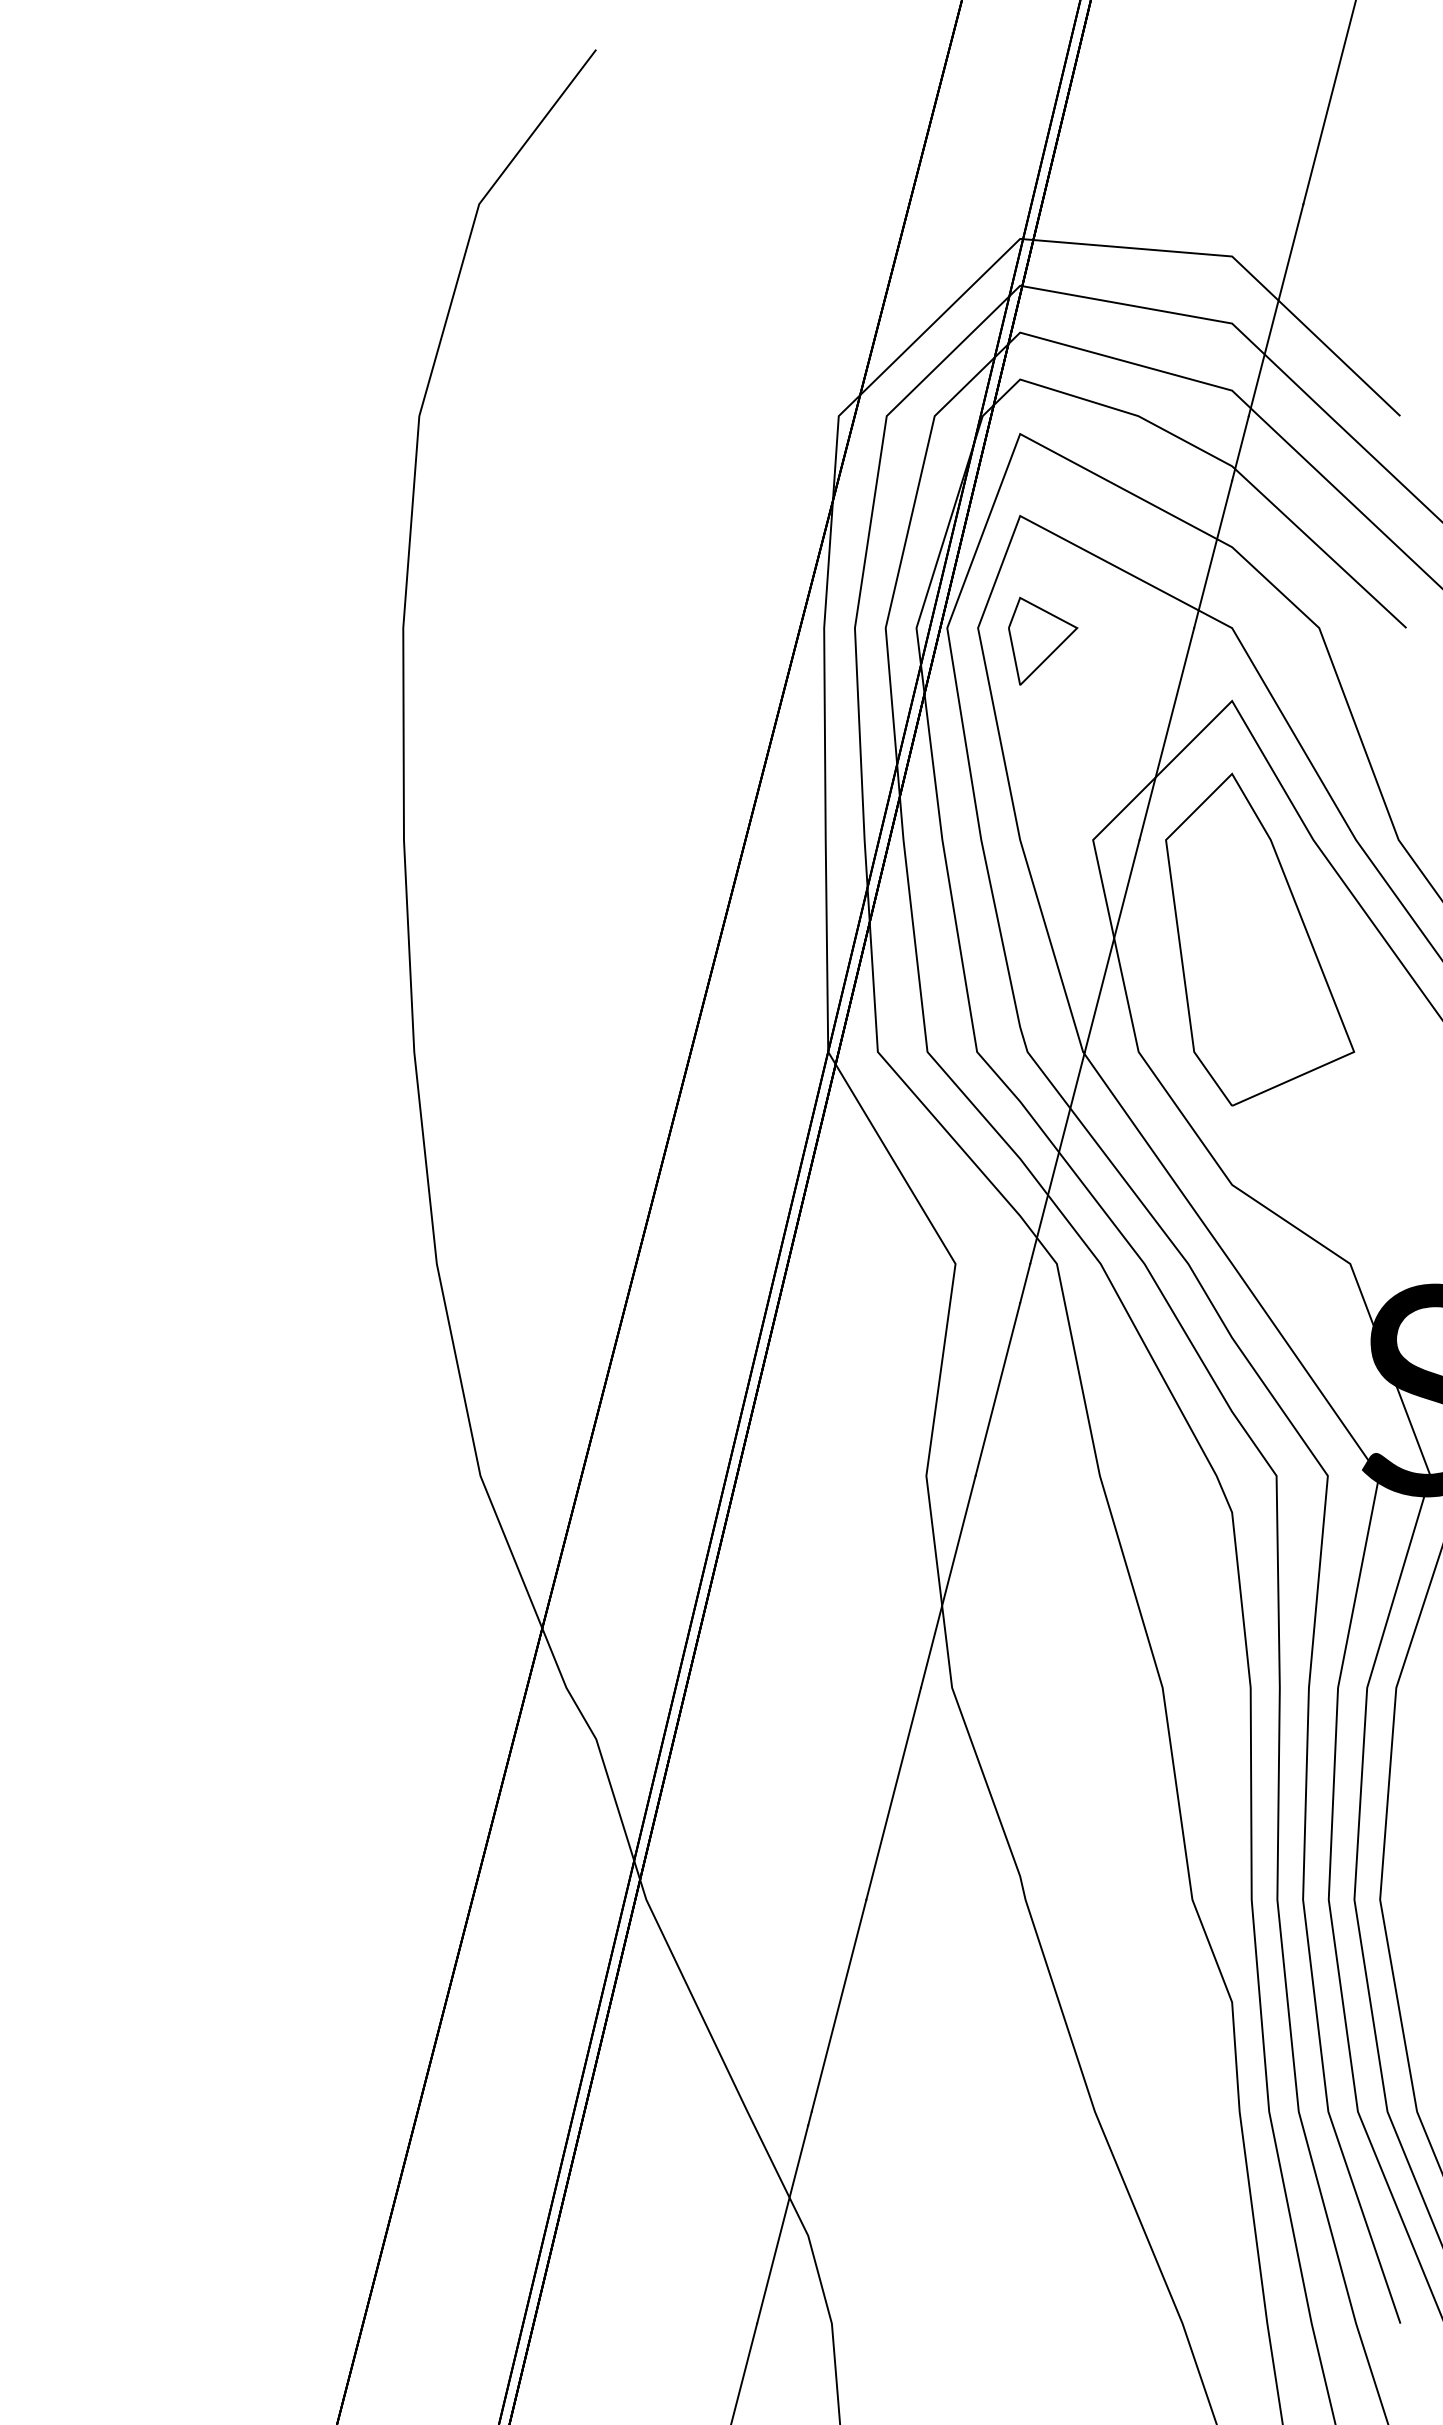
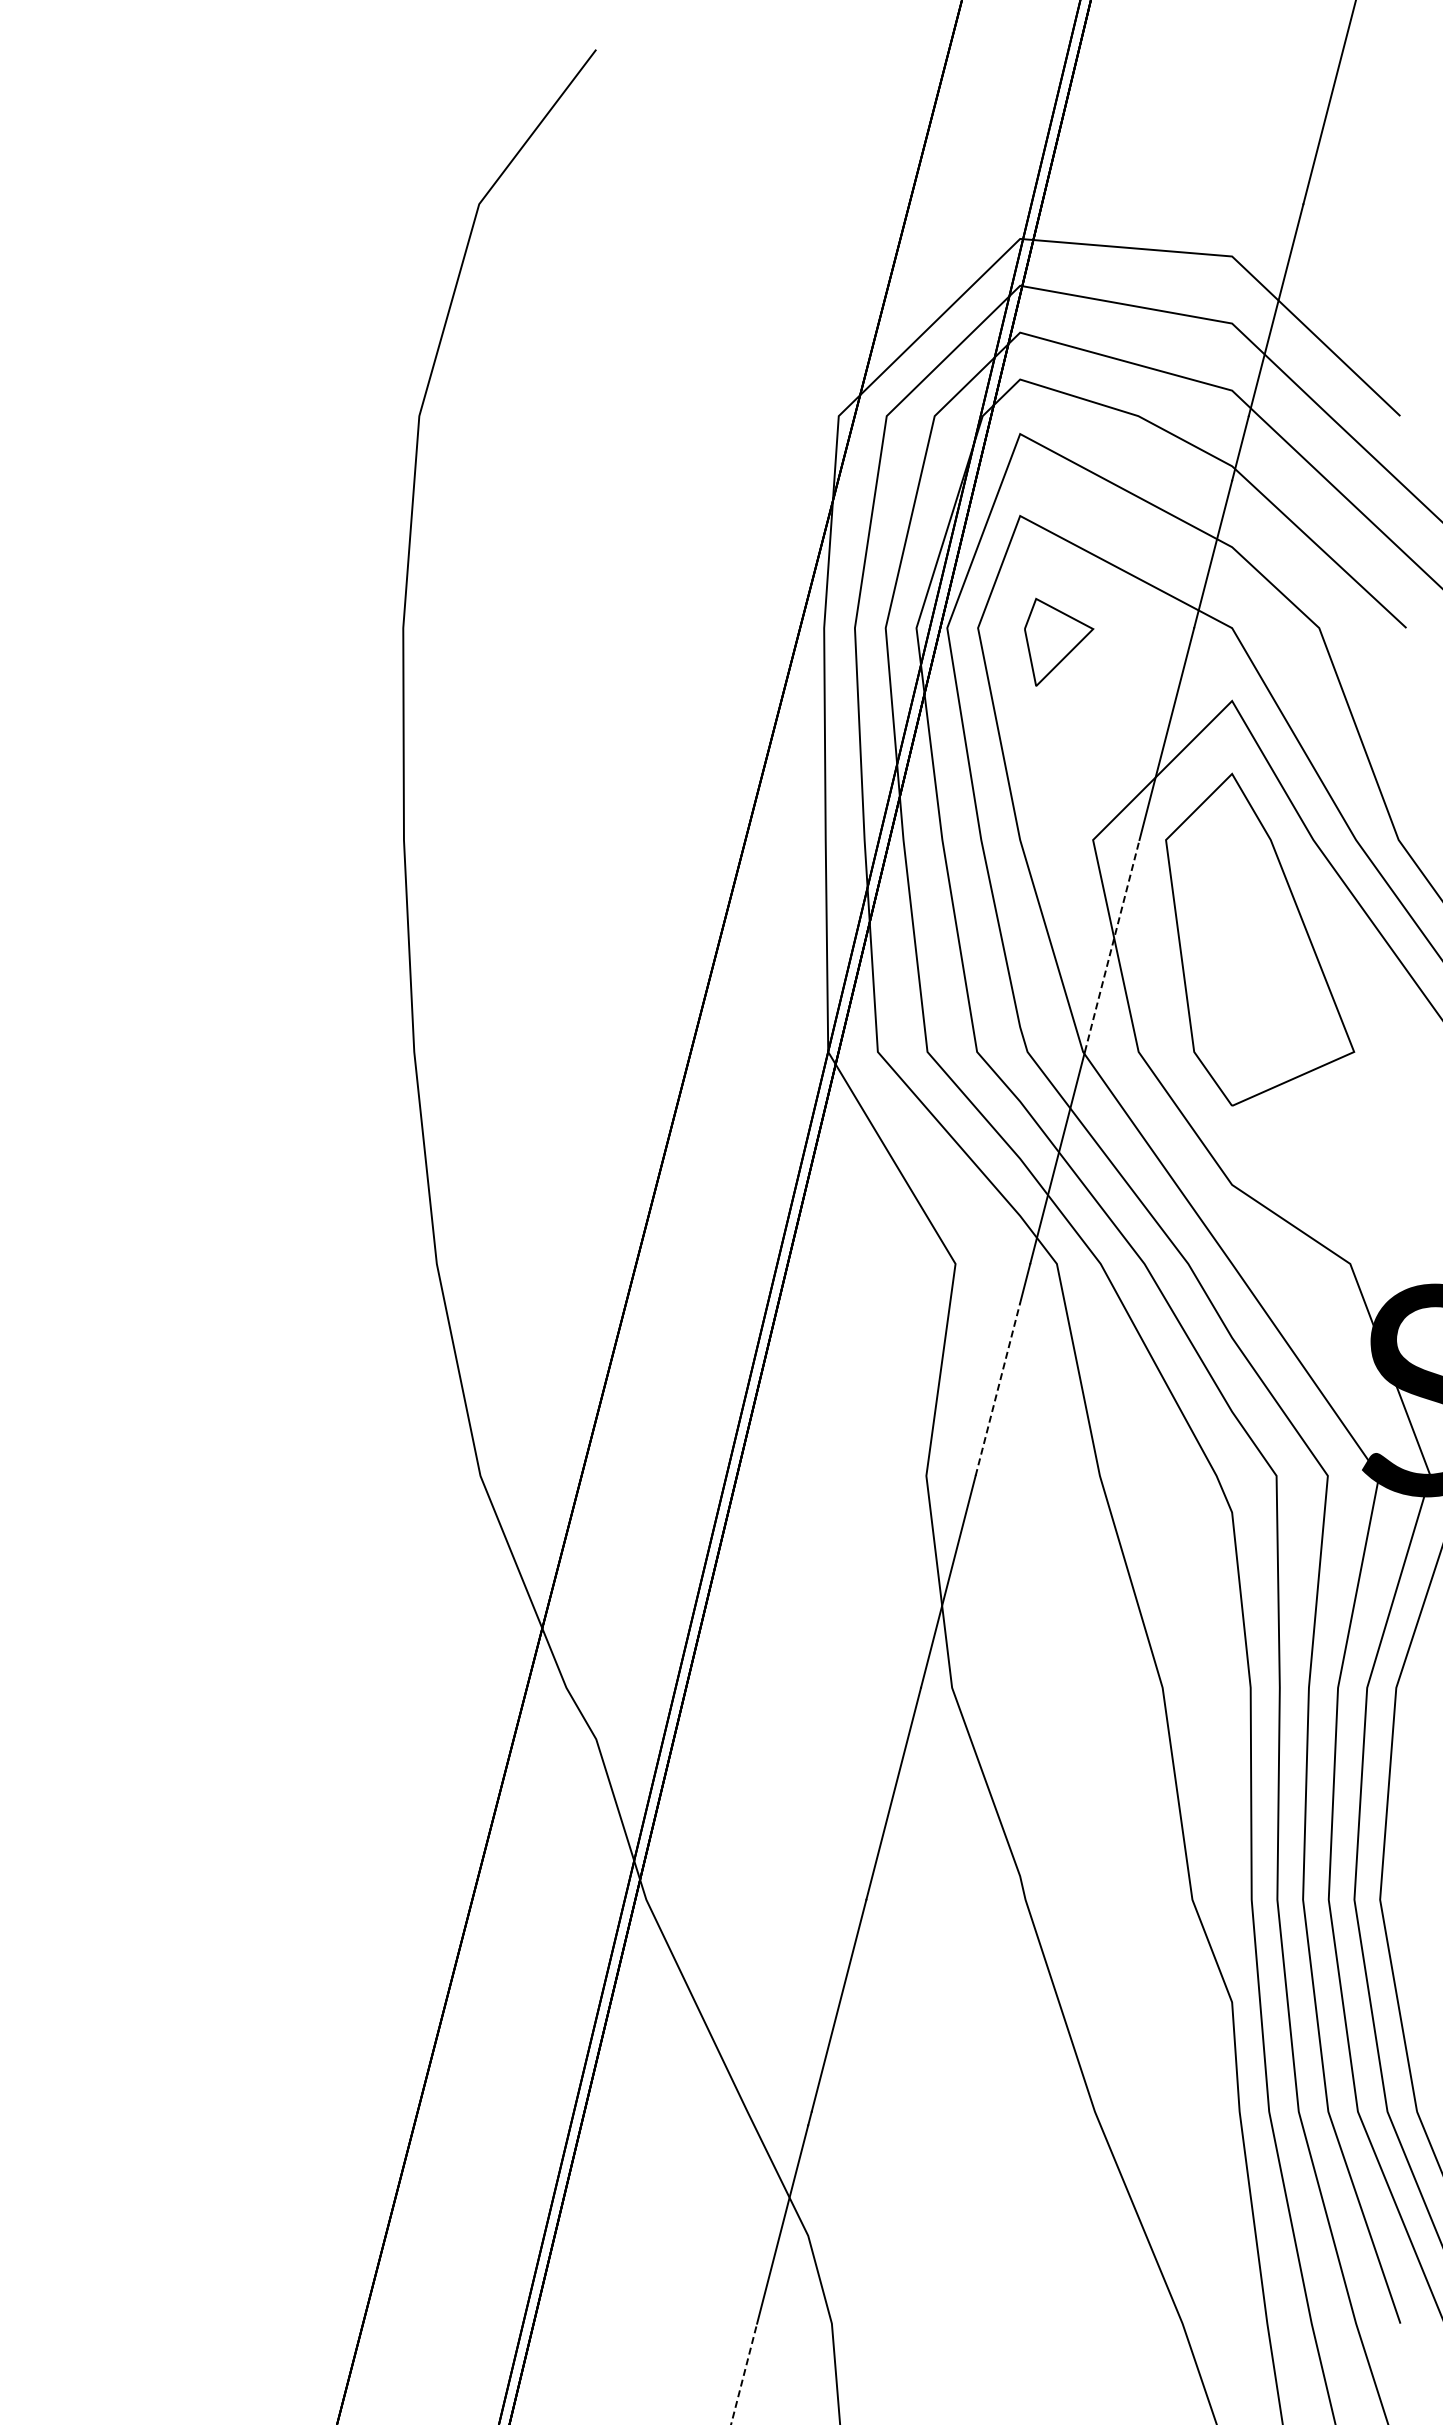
part position: (1043, 640) -> (1059, 641) (1059, 641)
line: solid -> dashed (1112, 945)
line: solid -> dashed (998, 1389)
line: solid -> dashed (744, 2374)
